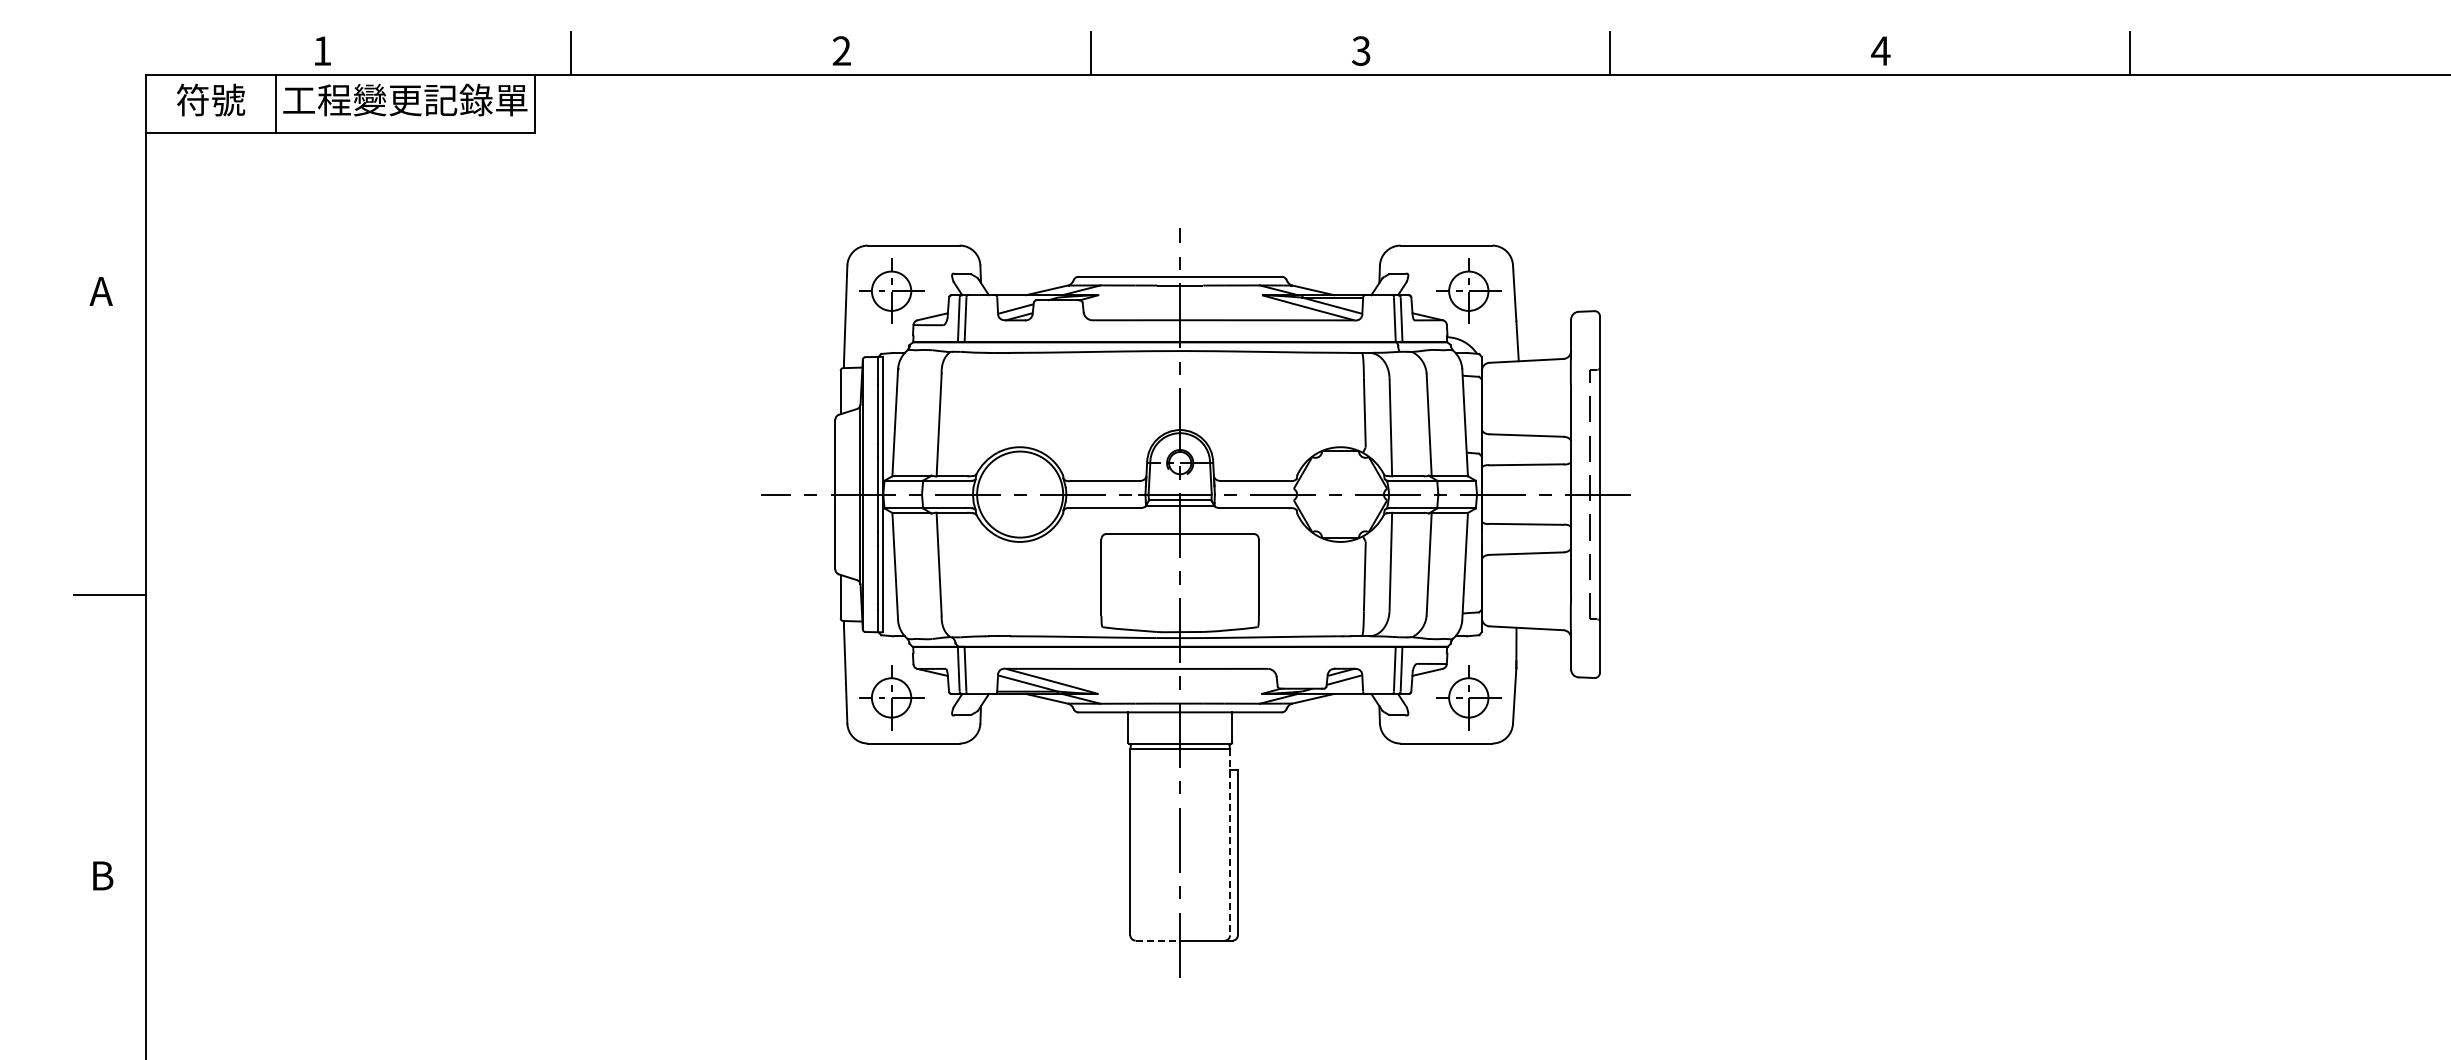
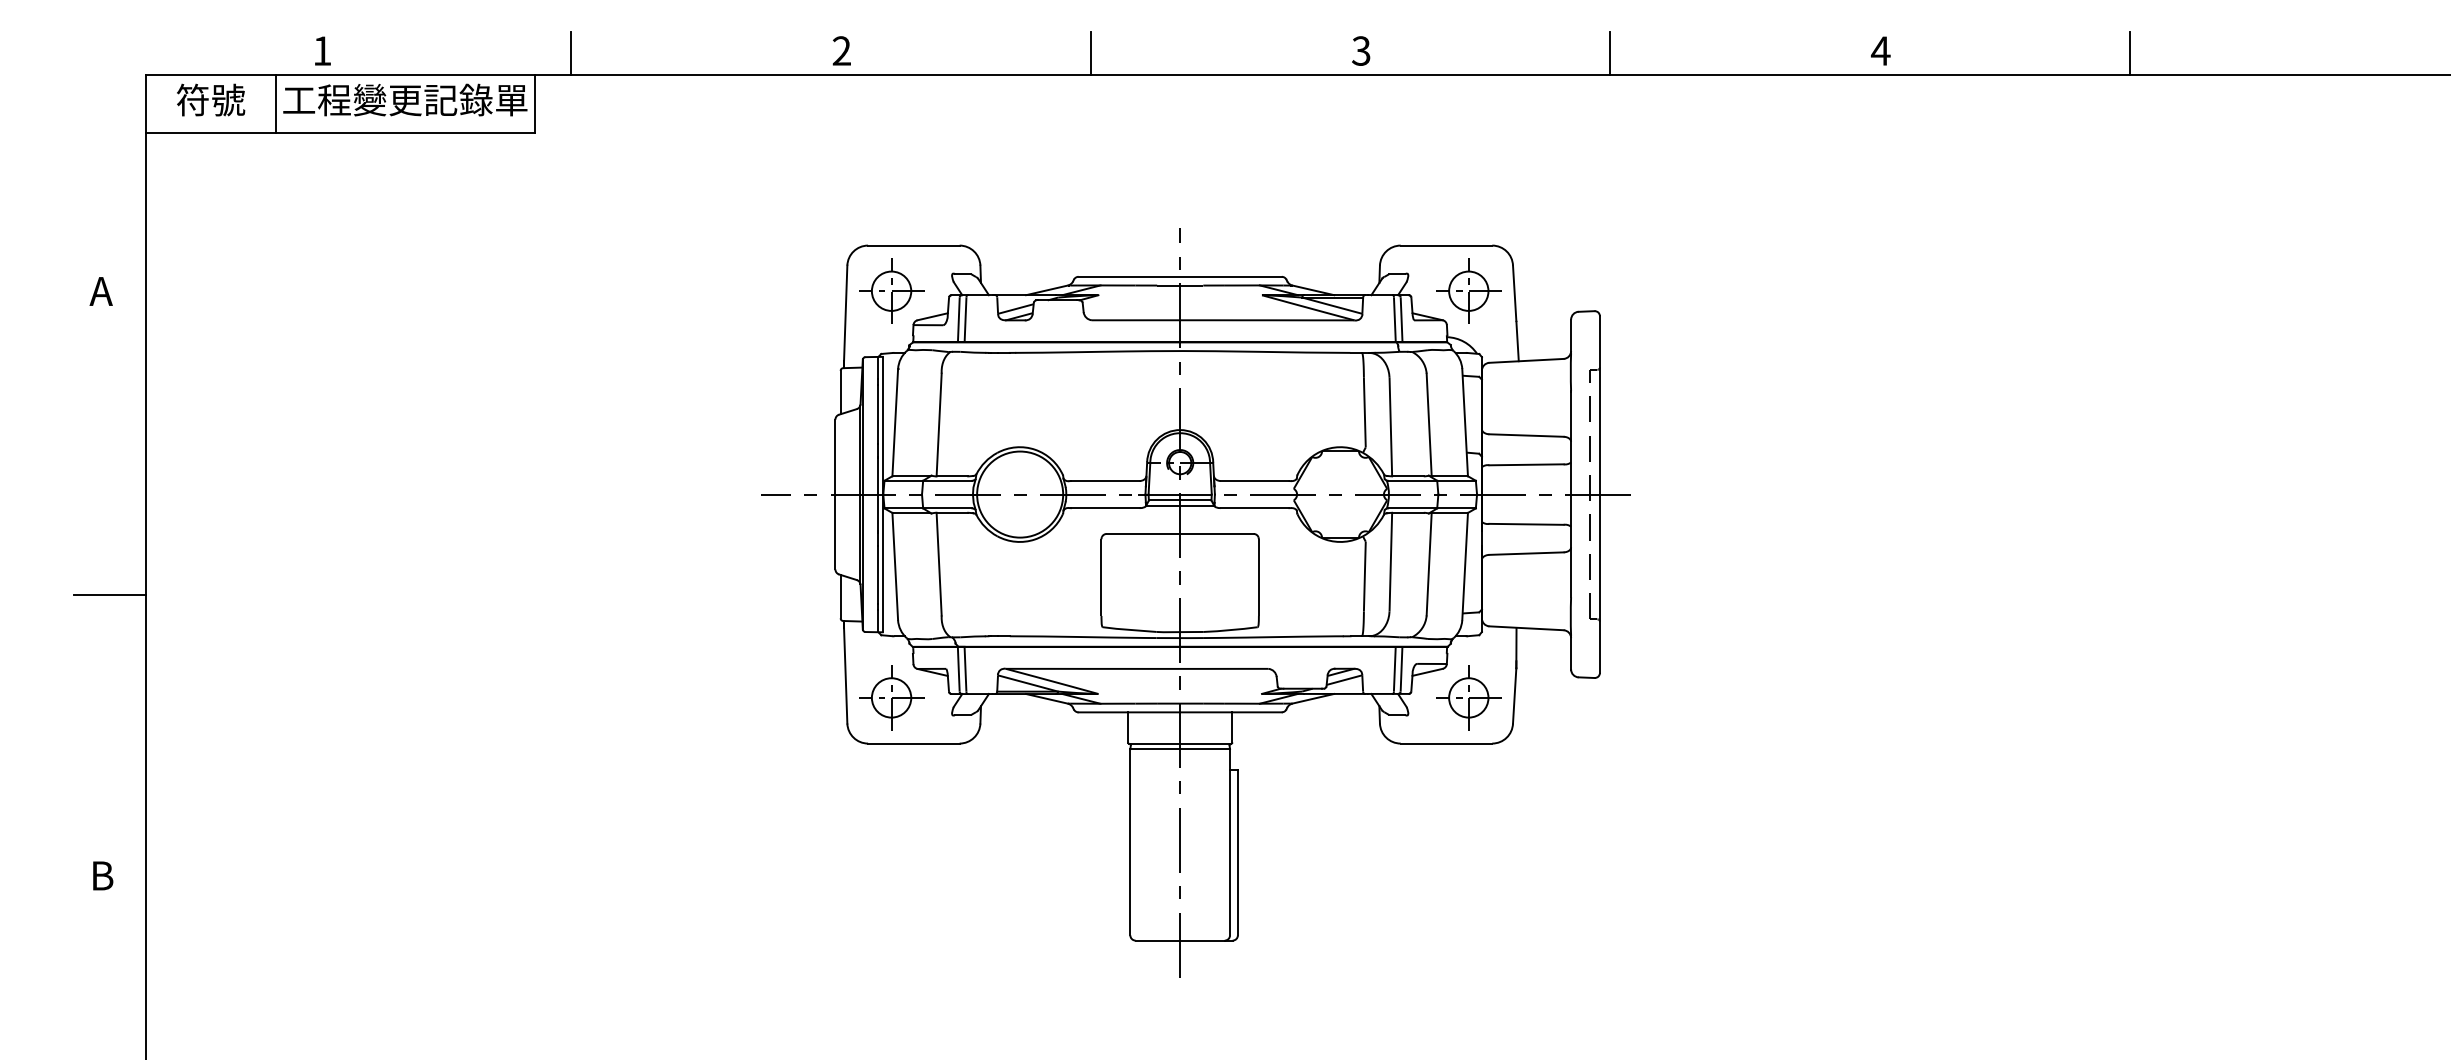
line: dashed -> solid (1230, 842)
line: dashed -> solid (1158, 940)
